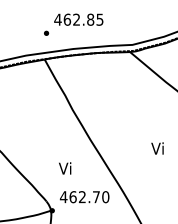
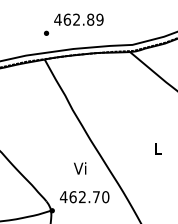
text: 462.85 -> 462.89 (99, 19)
text: Vi -> L (157, 148)
text position: (65, 168) -> (80, 168) (80, 168)
